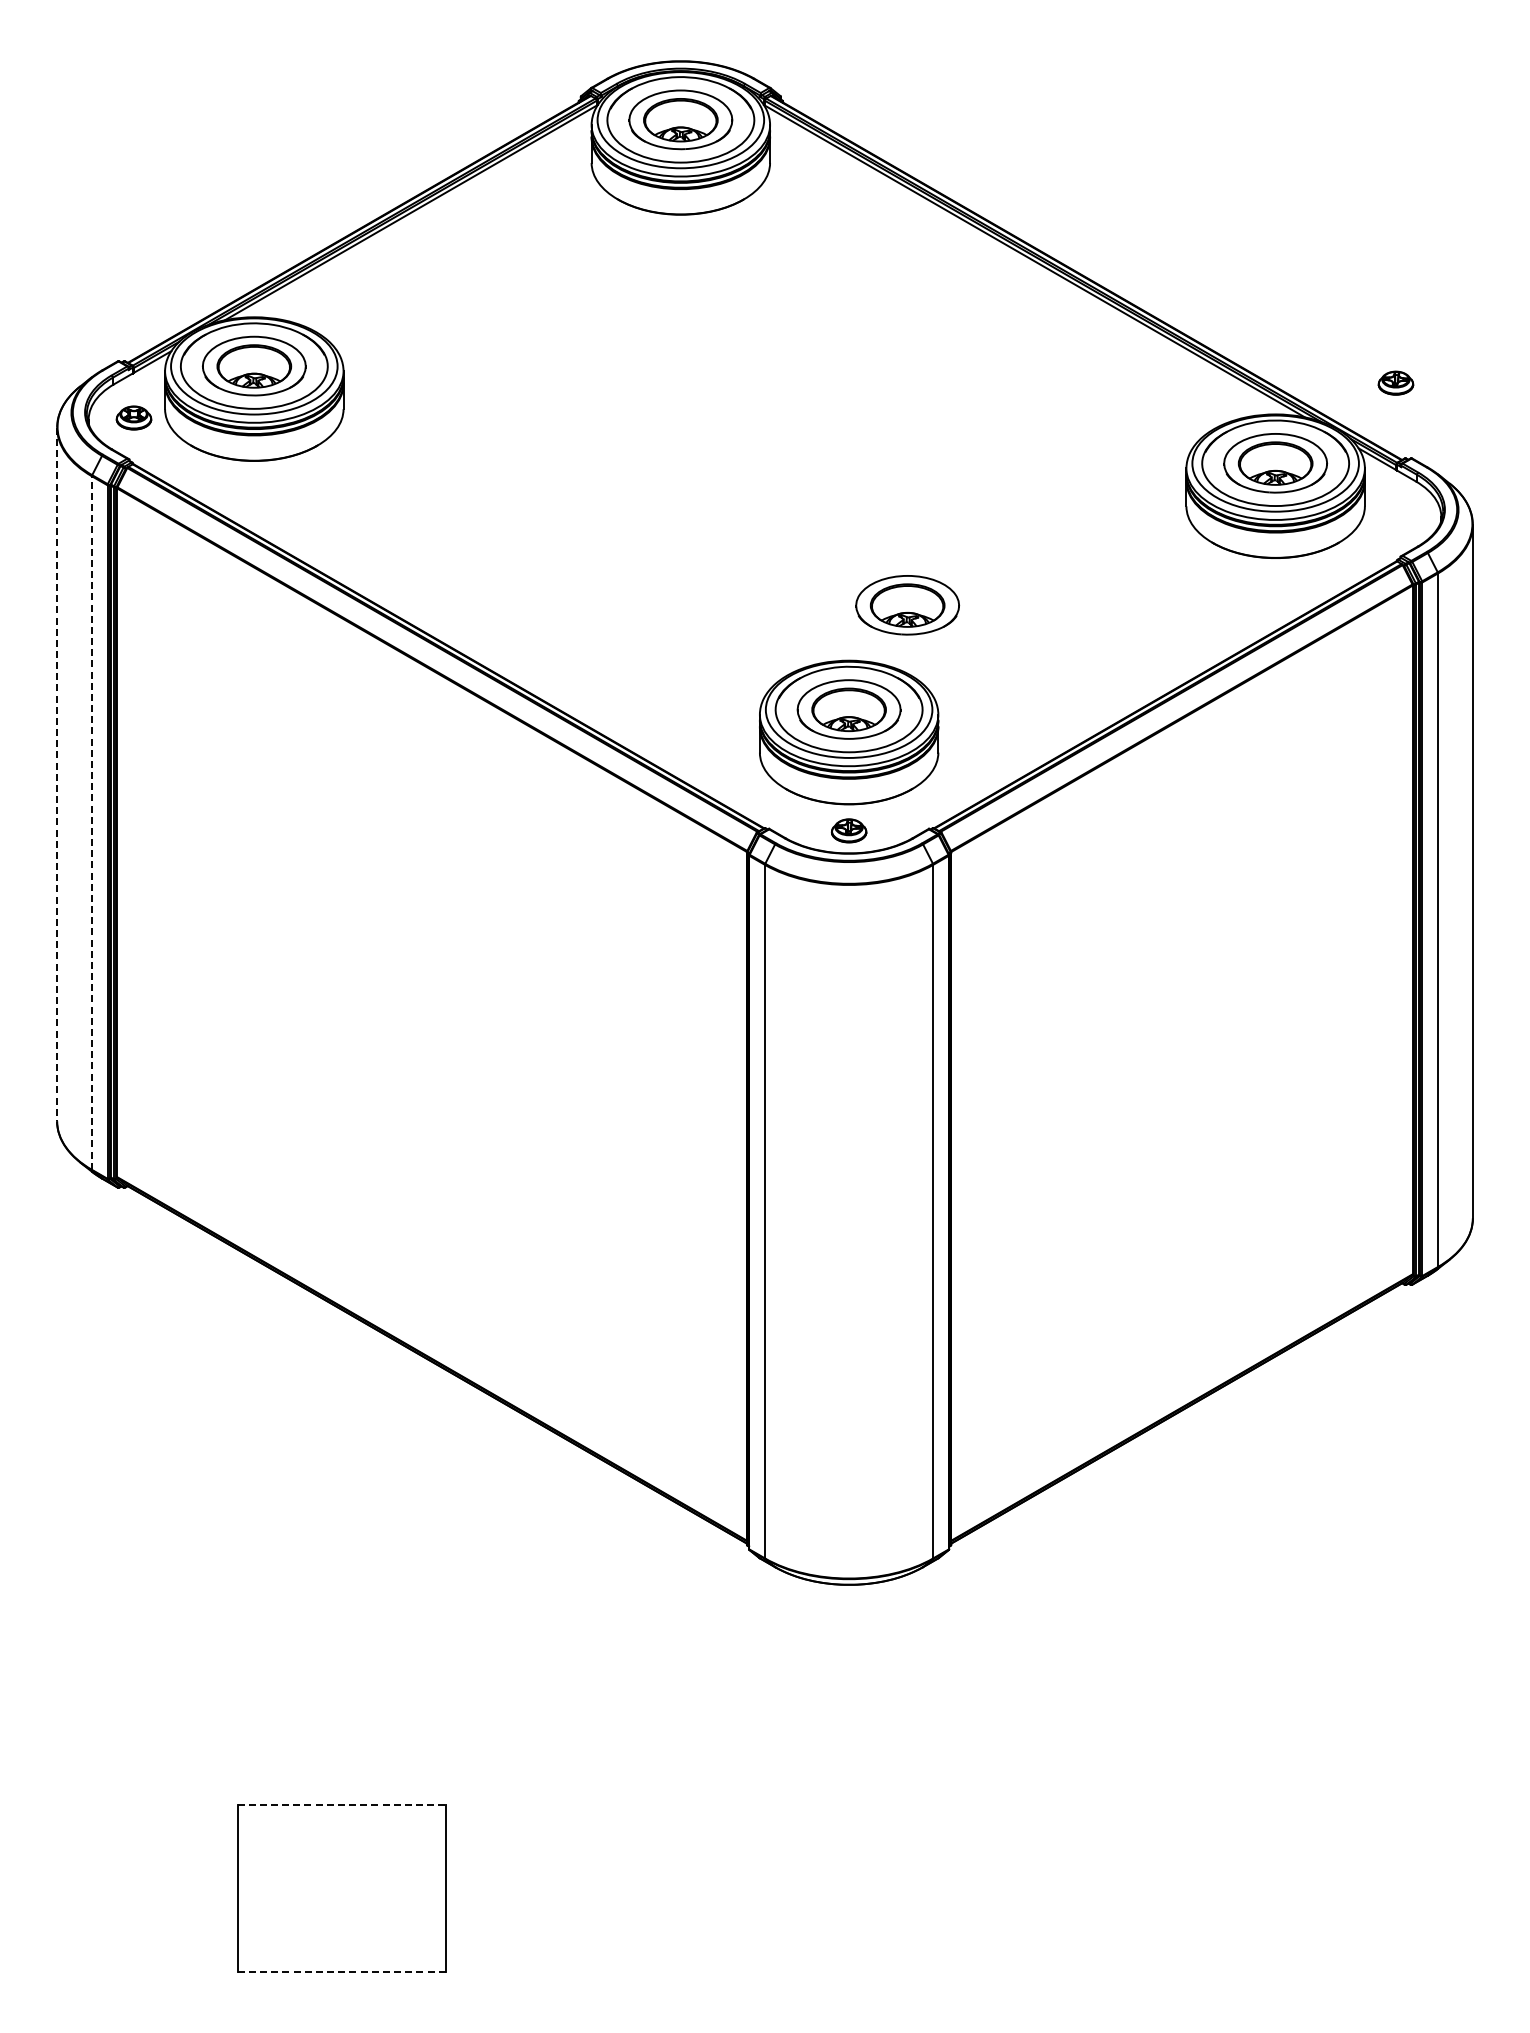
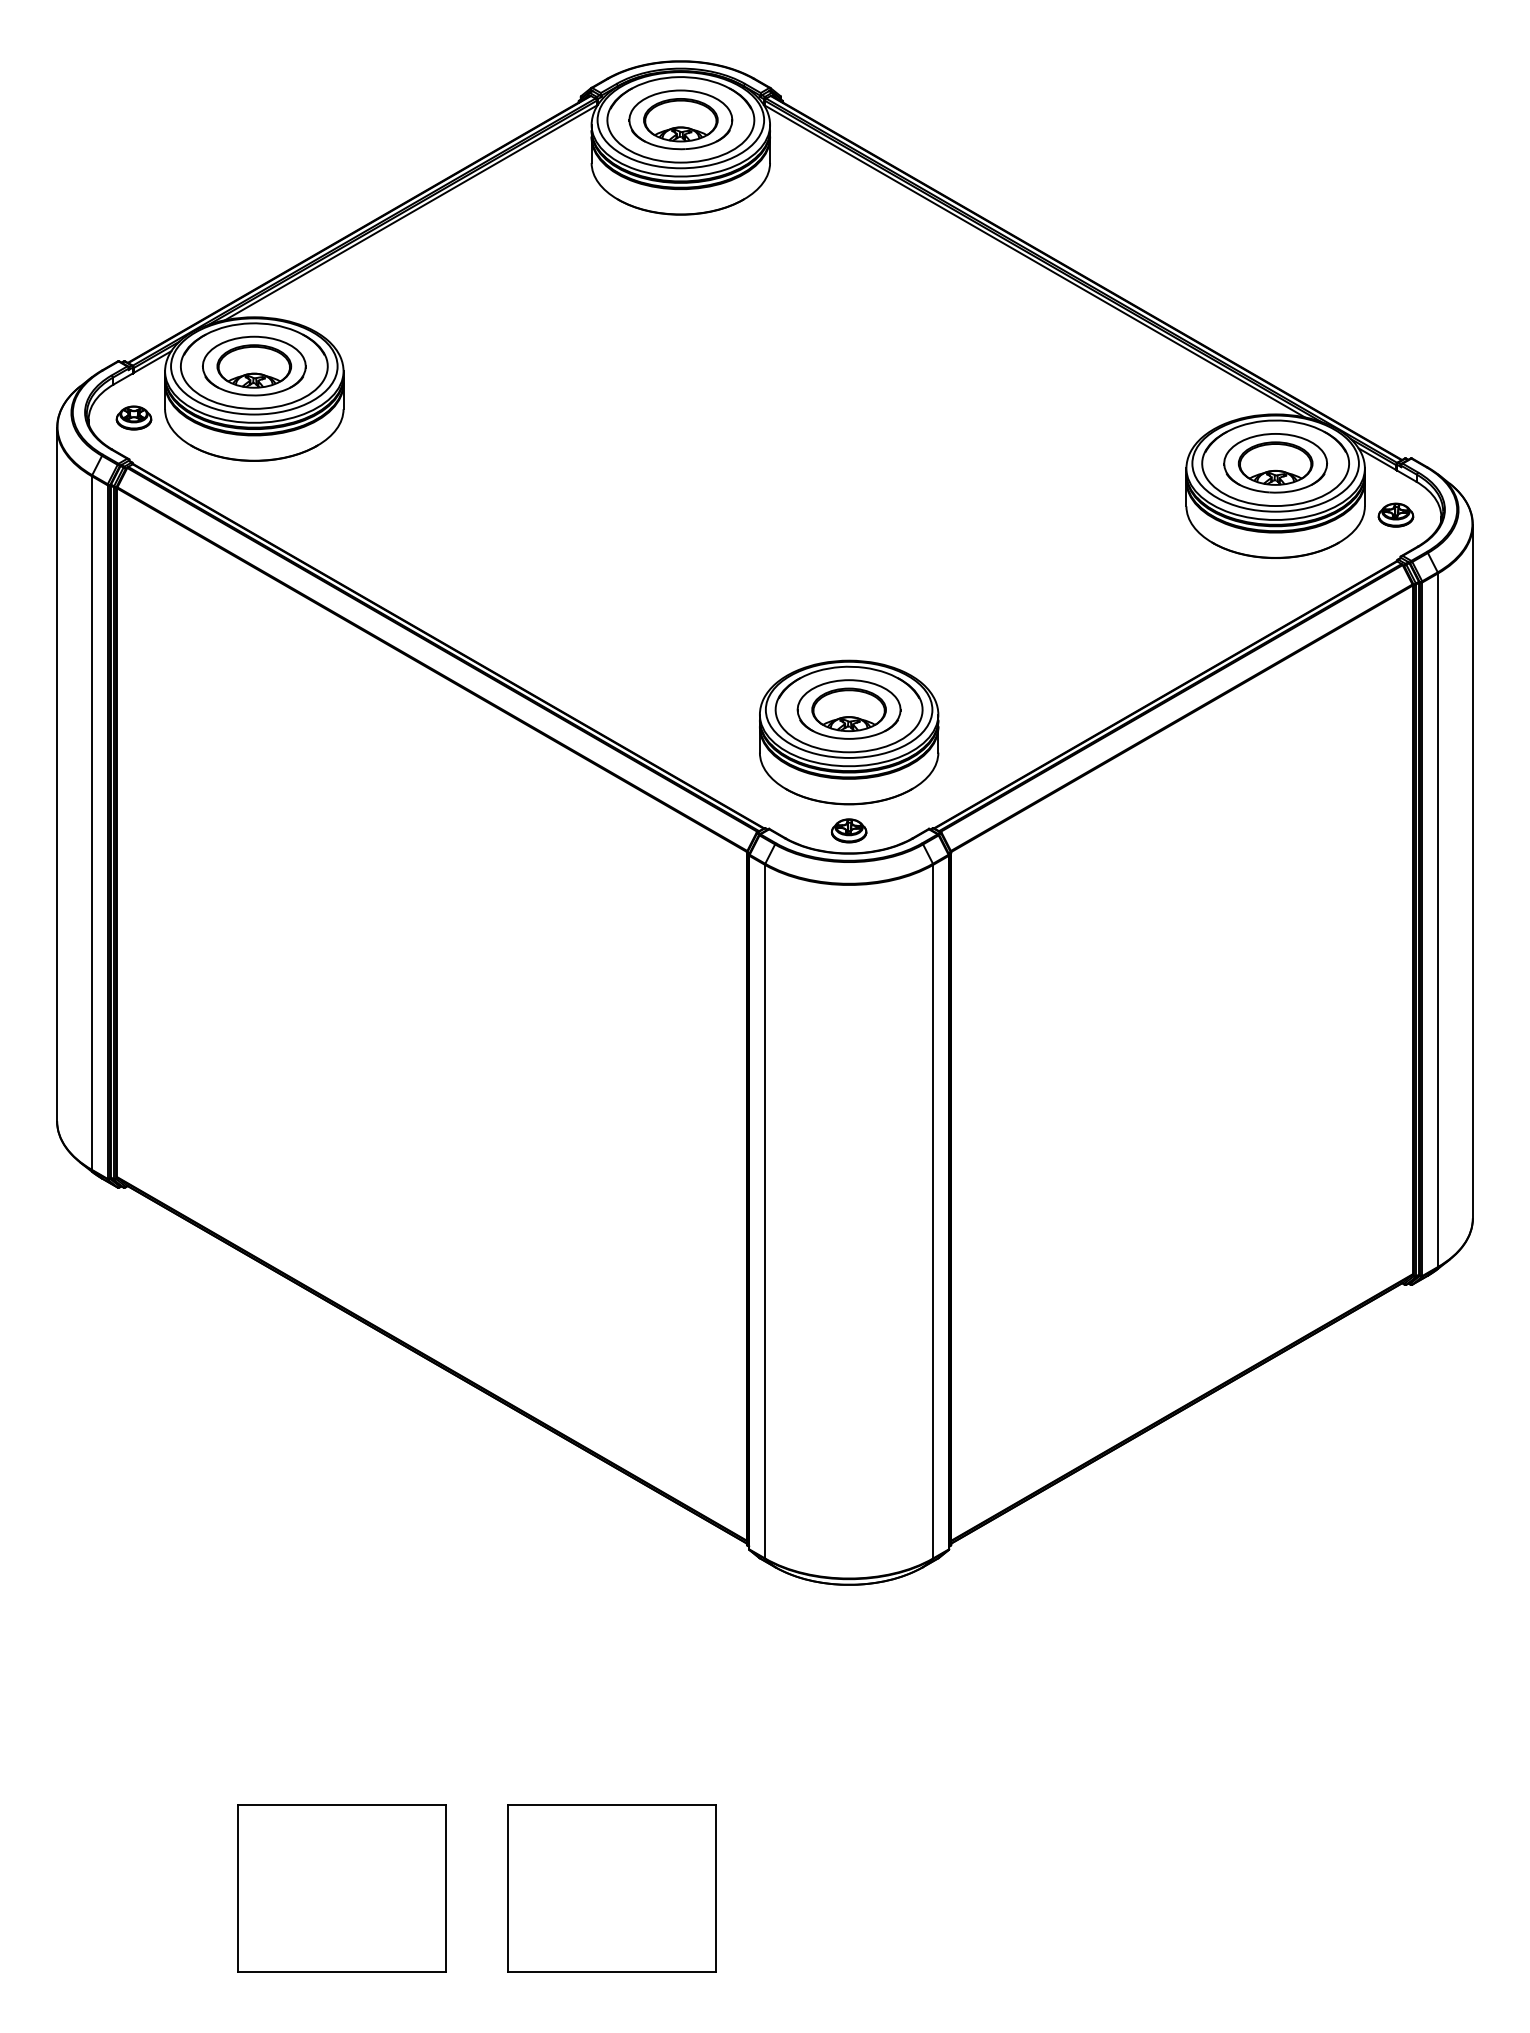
part position: (1395, 382) -> (1395, 514) (1395, 514)
part: present -> none (907, 605)
line: dashed -> solid (57, 774)
line: dashed -> solid (91, 823)
line: dashed -> solid (342, 1805)
part: none -> present (611, 1888)
line: dashed -> solid (341, 1972)
